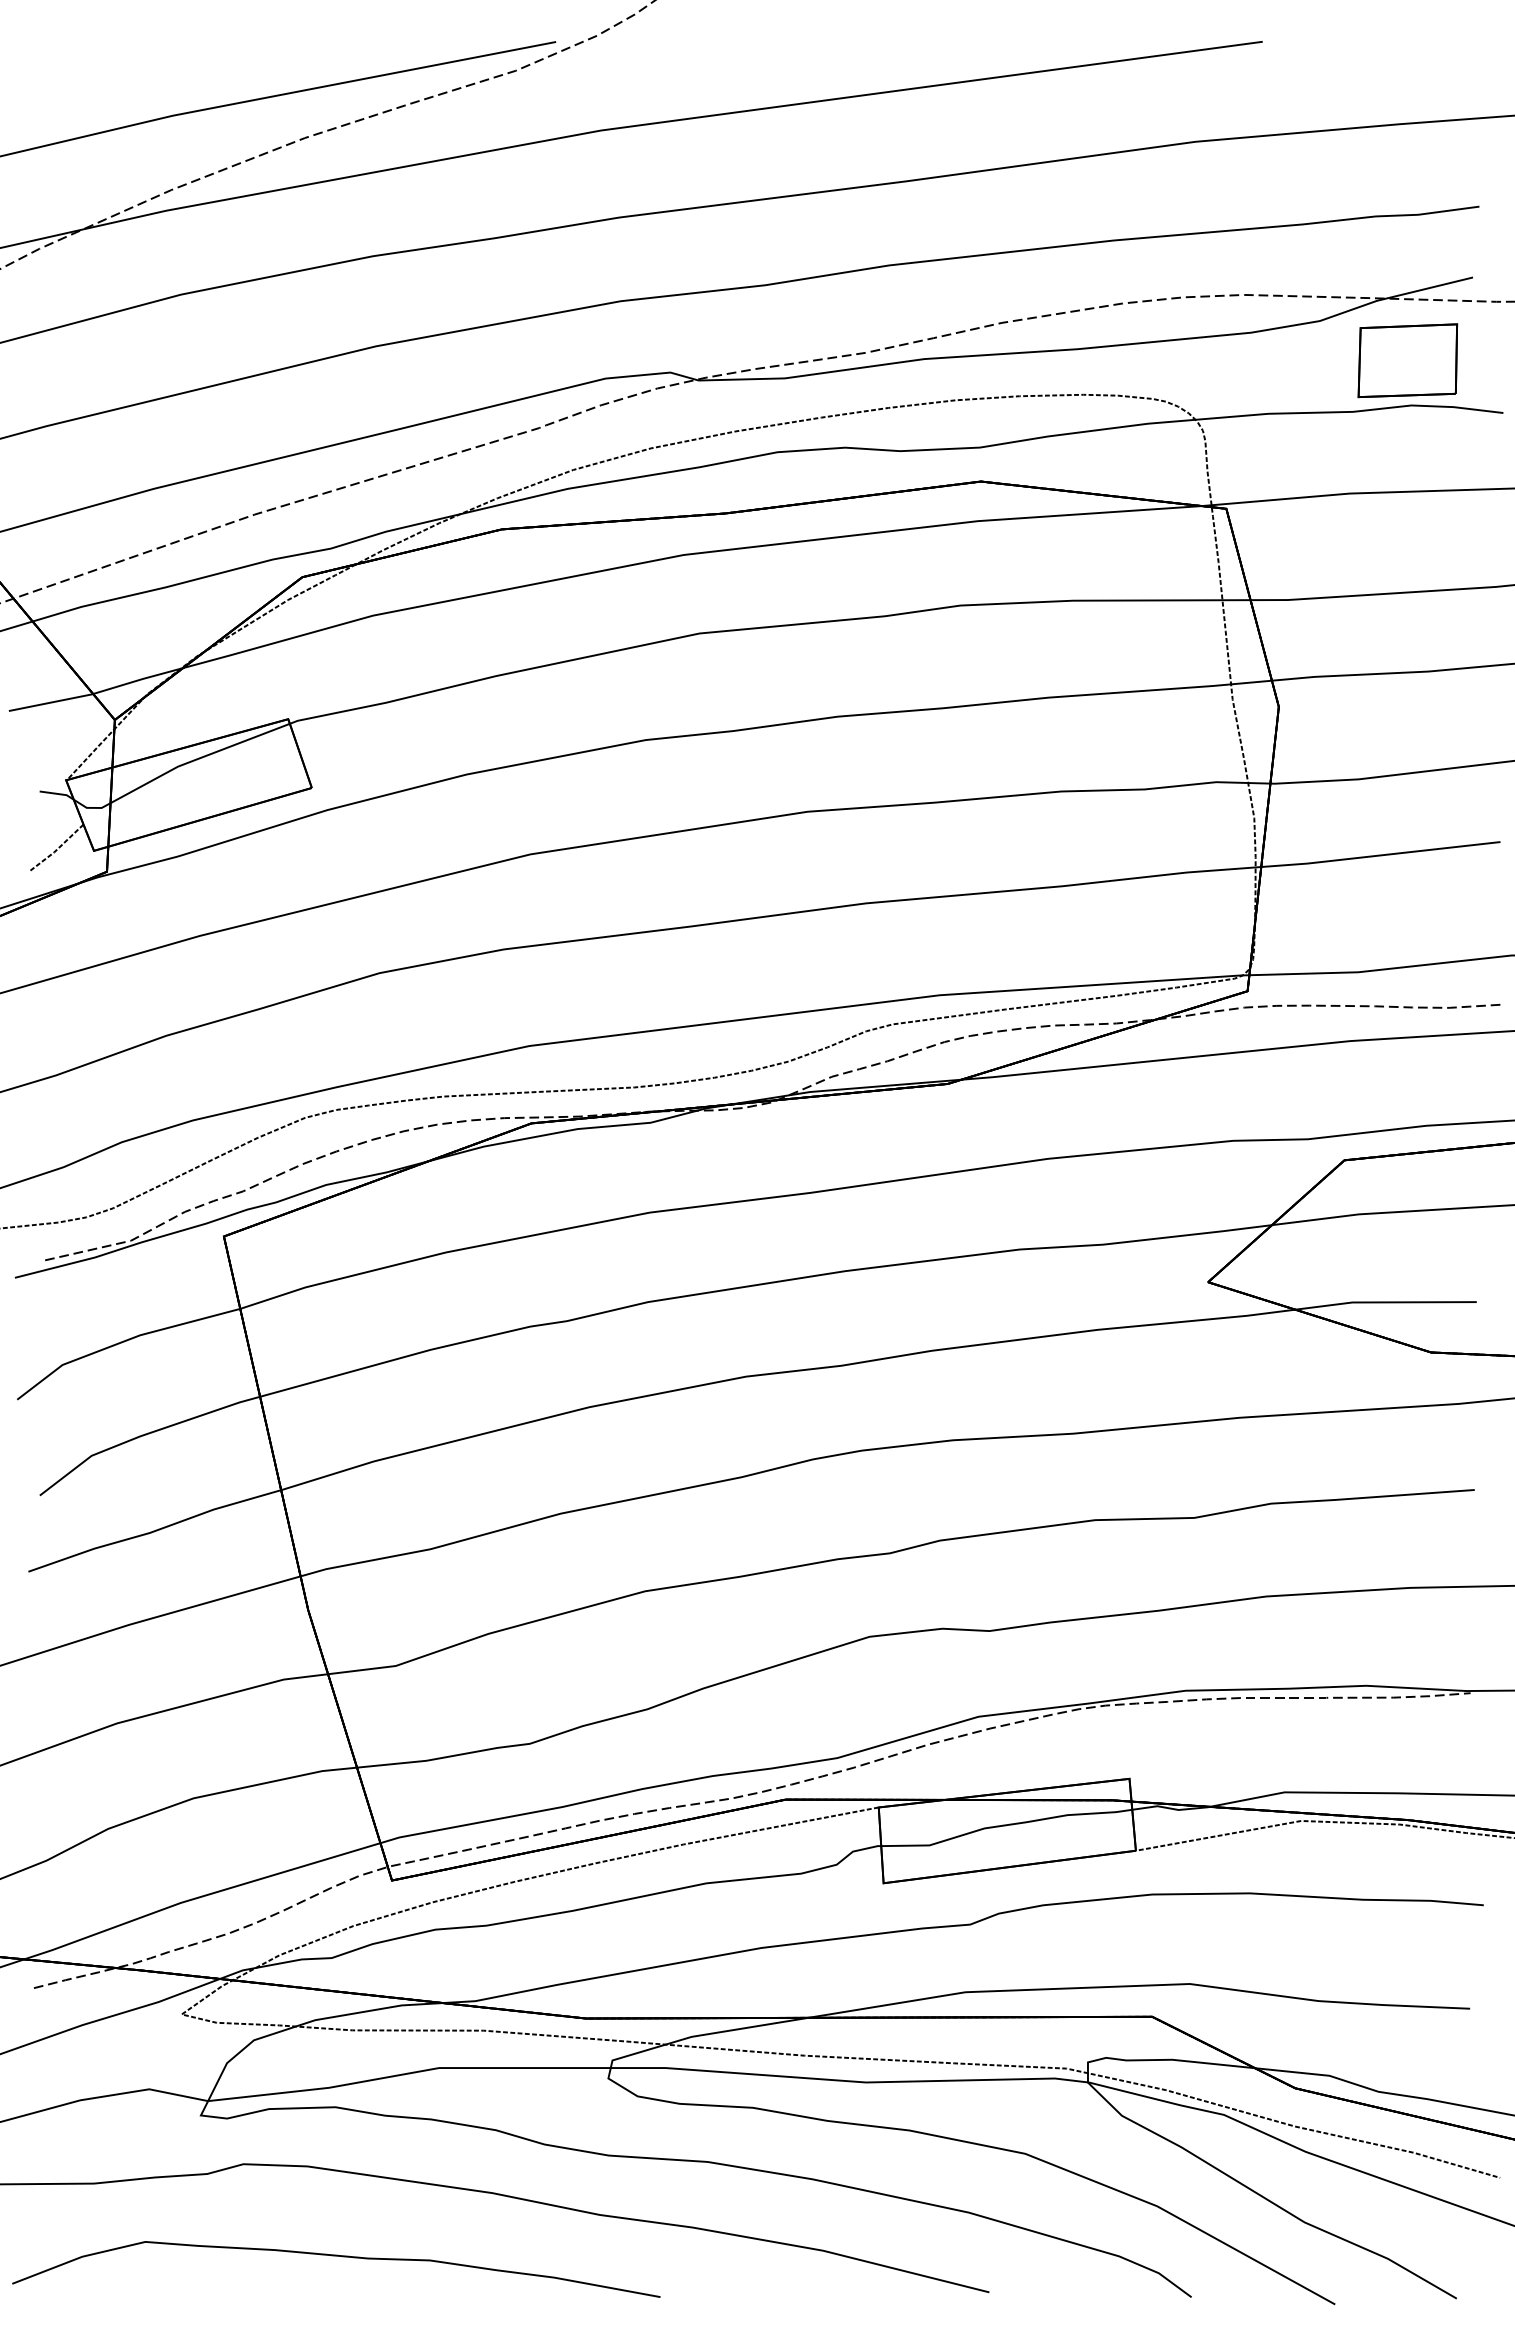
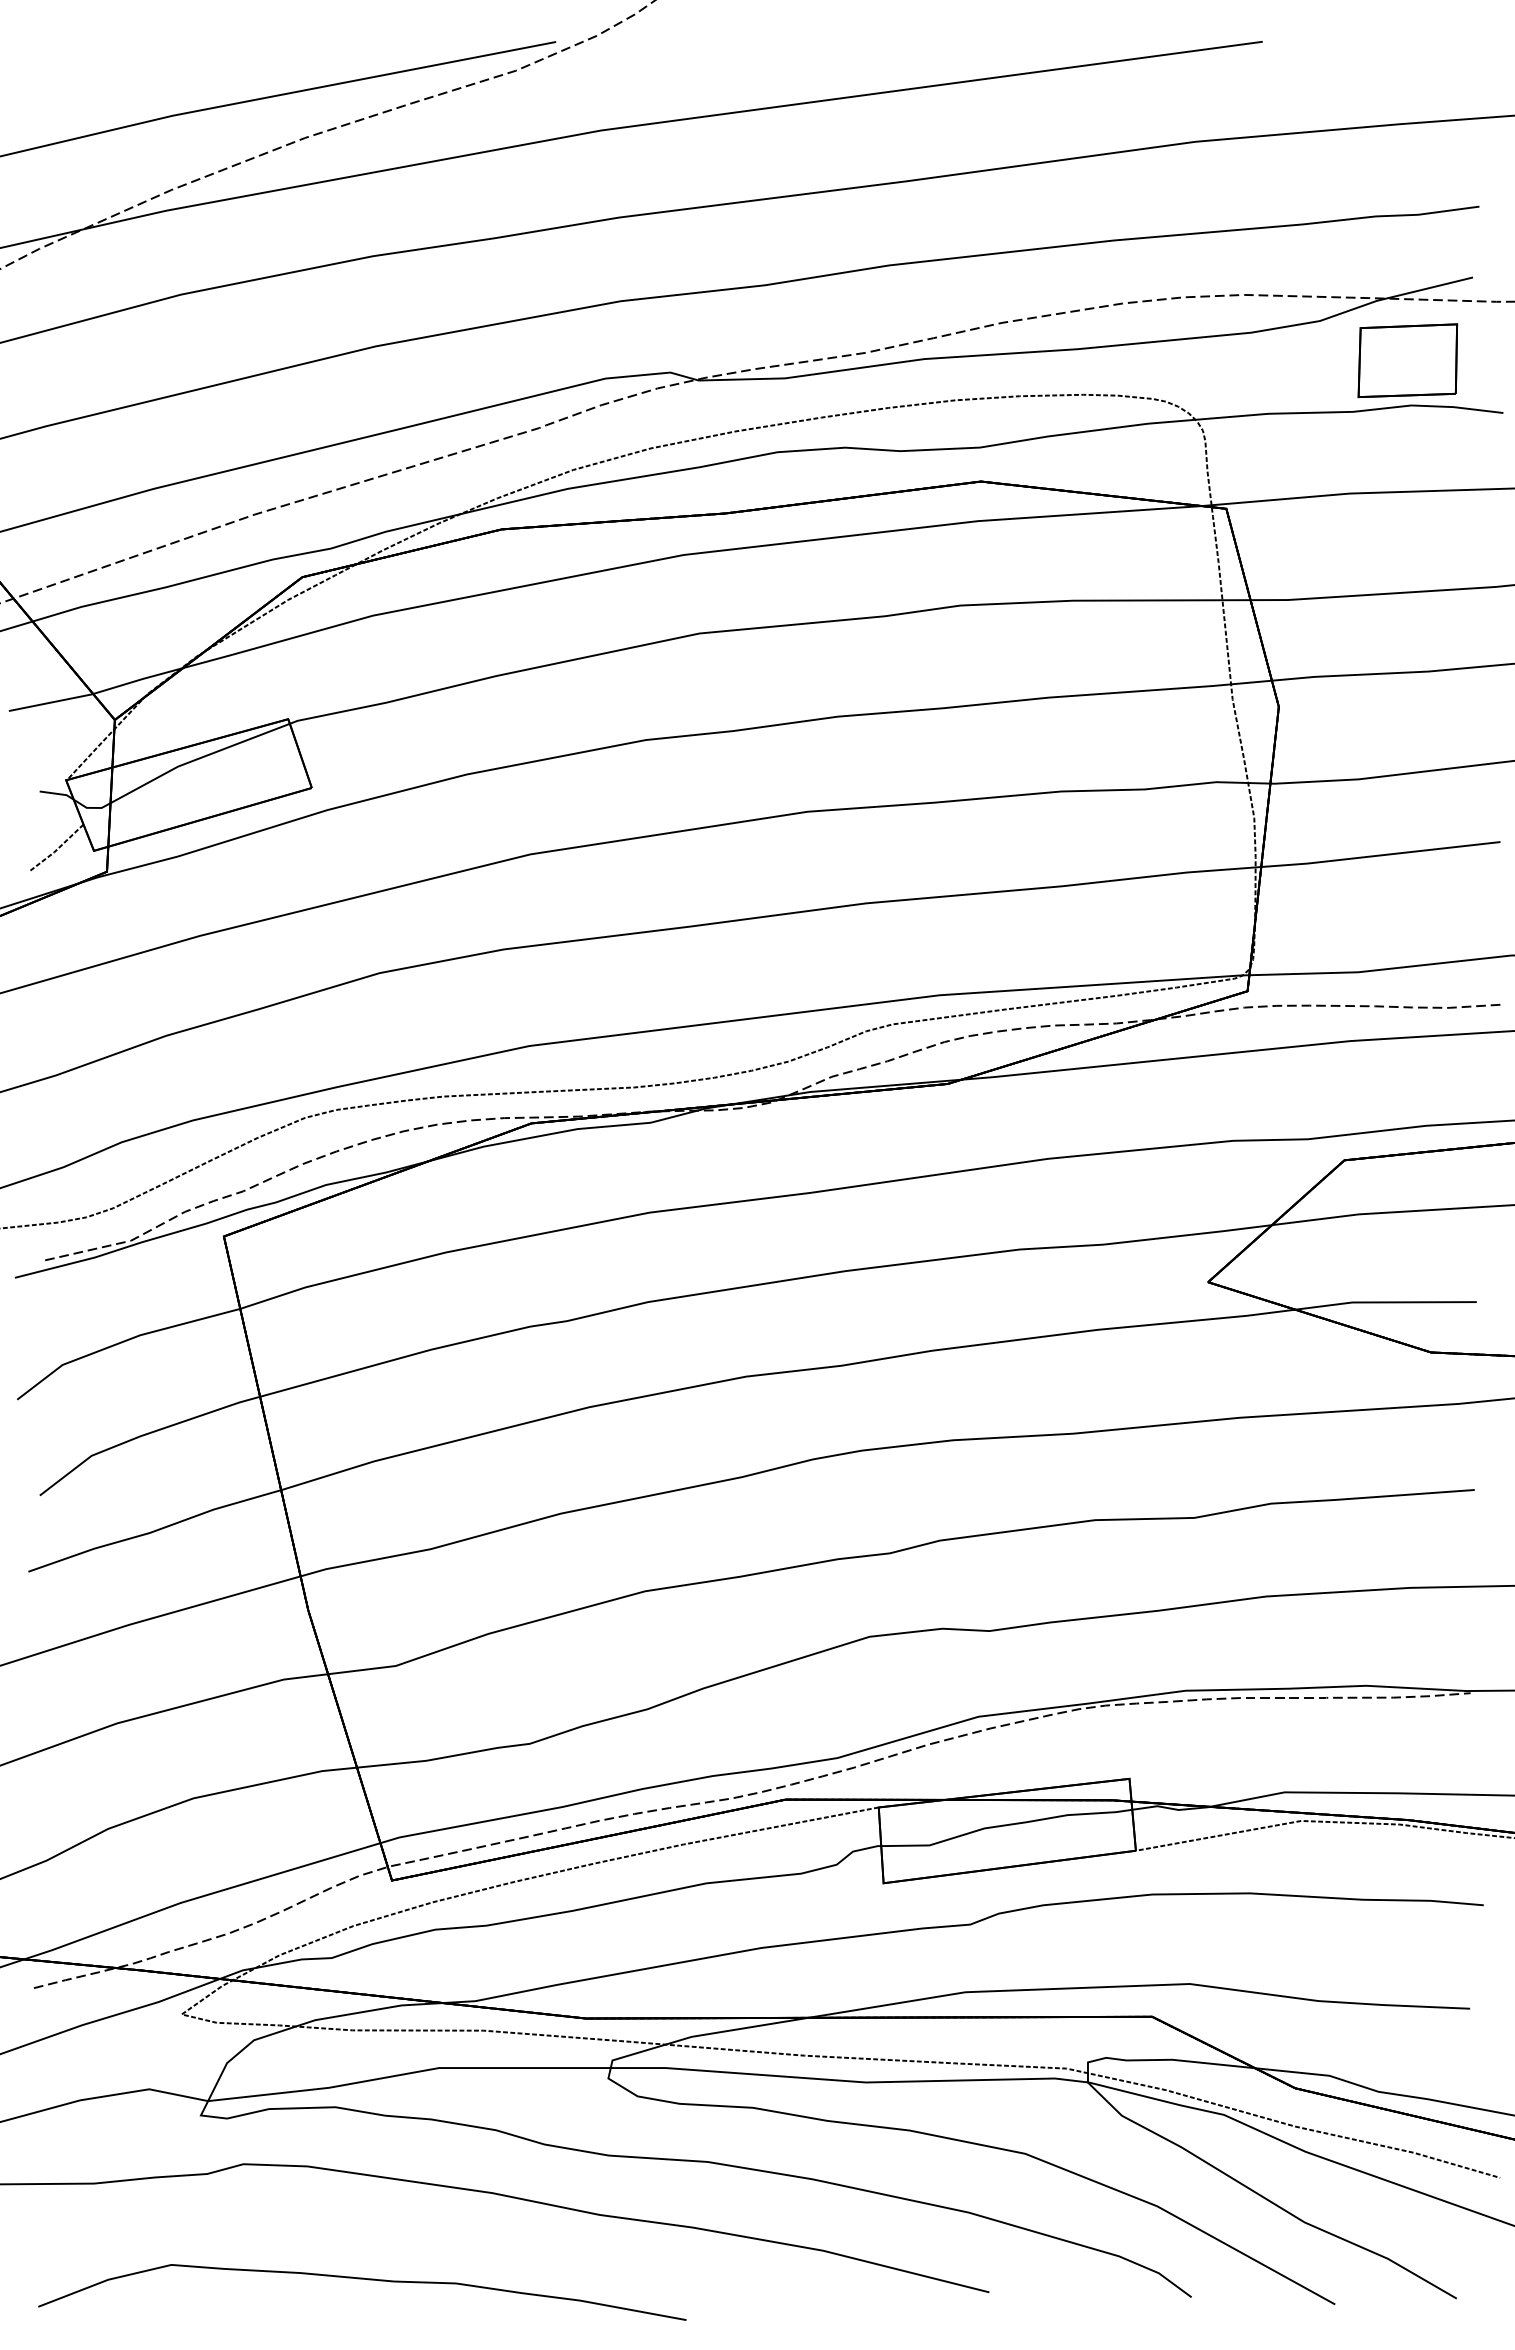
curve position: (336, 2256) -> (362, 2279) (362, 2279)
